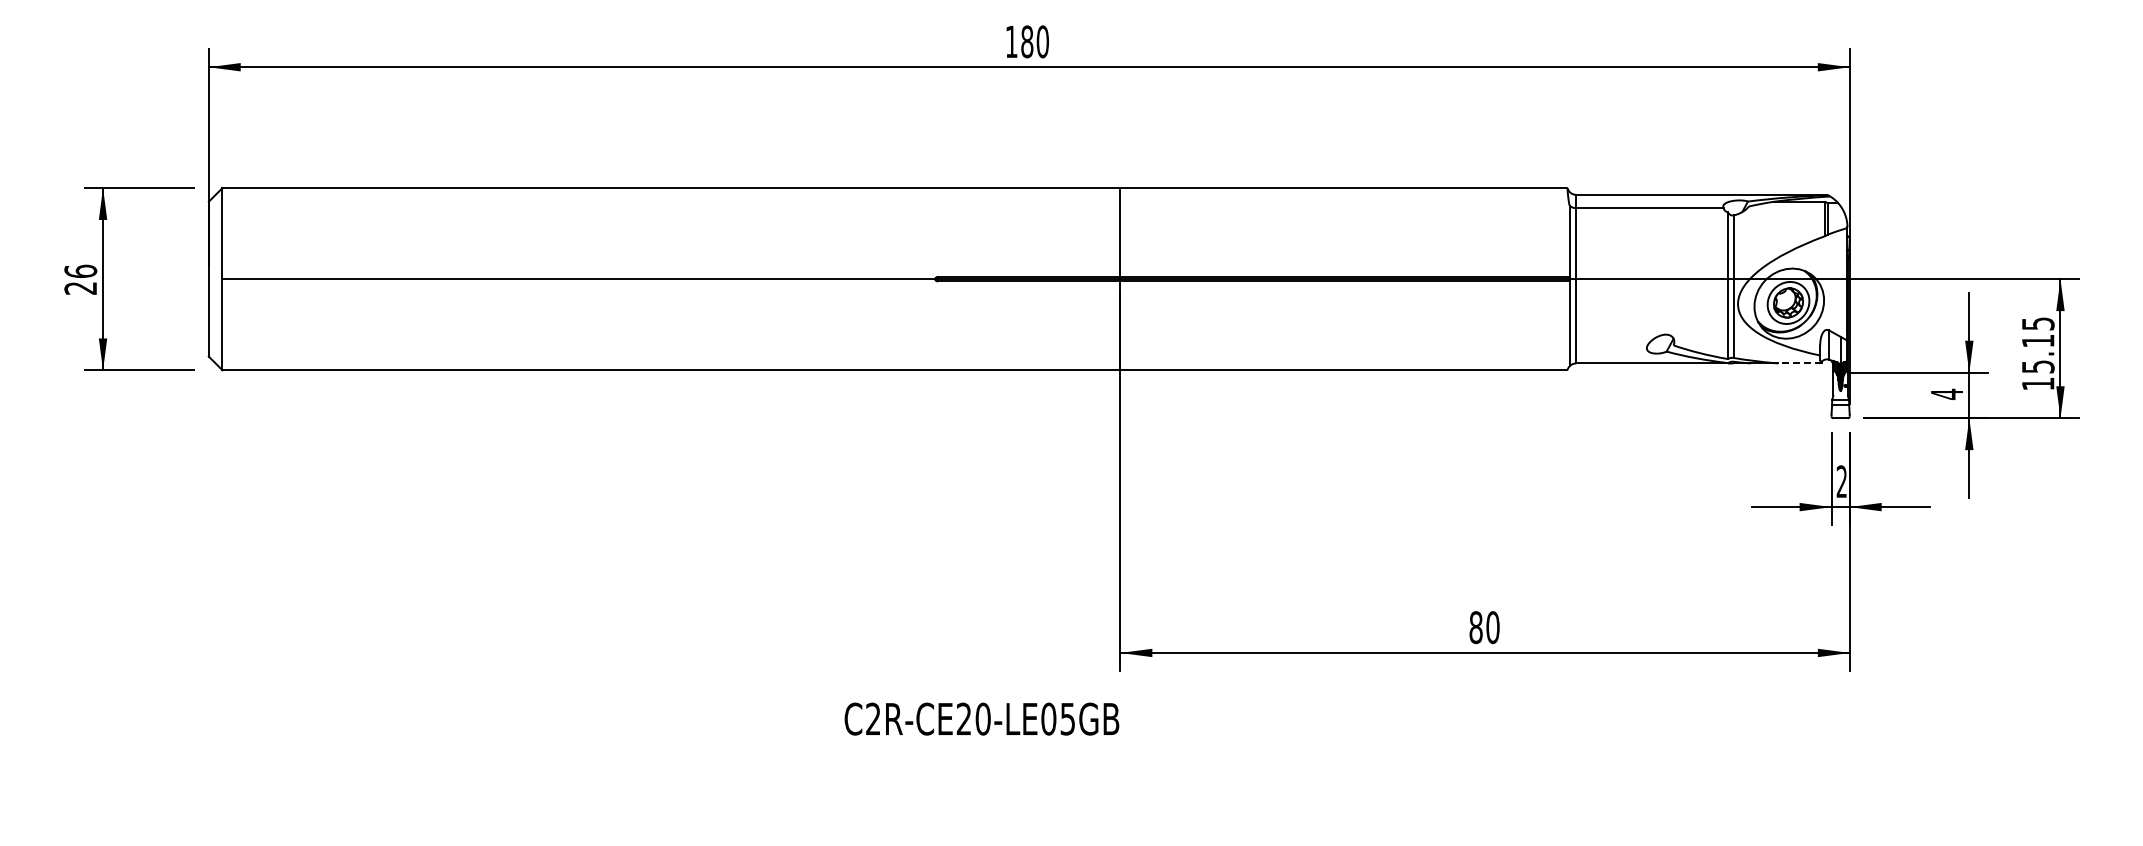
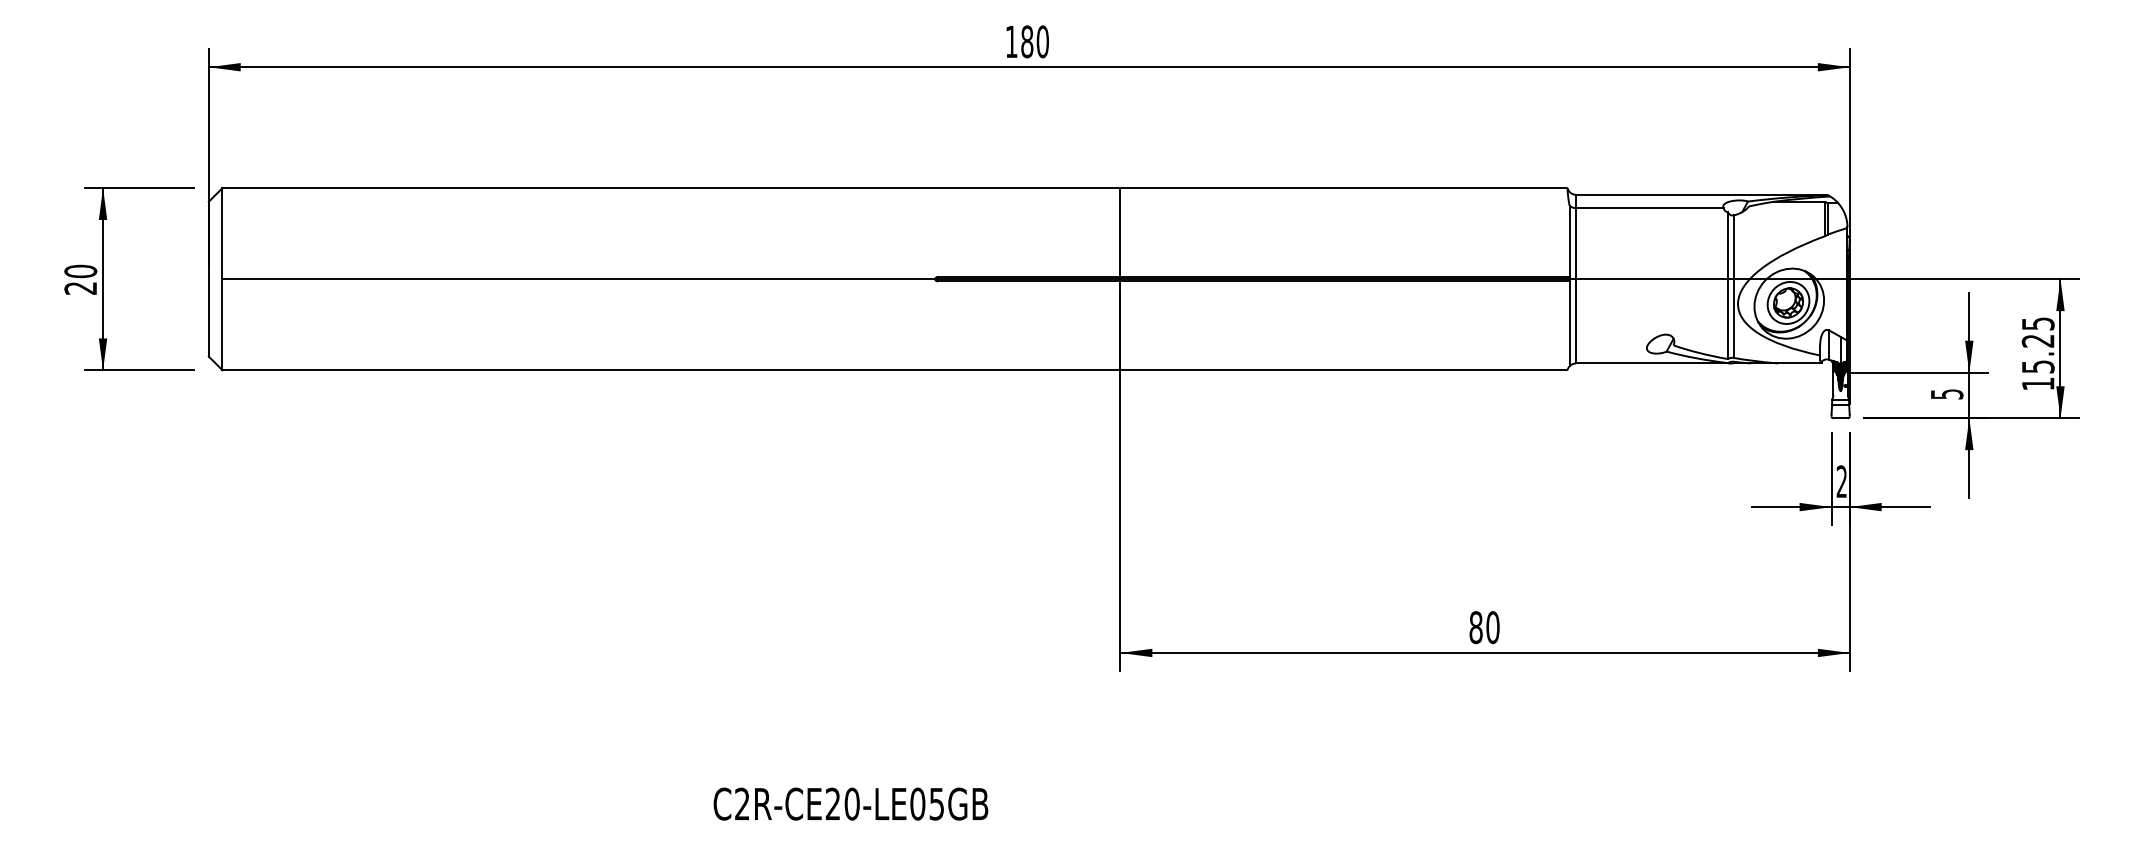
text: 26 -> 20 (80, 271)
text: 15.15 -> 15.25 (2037, 341)
line: dashed -> solid (1799, 363)
text: 4 -> 5 (1947, 393)
text position: (981, 718) -> (850, 803) (850, 803)
